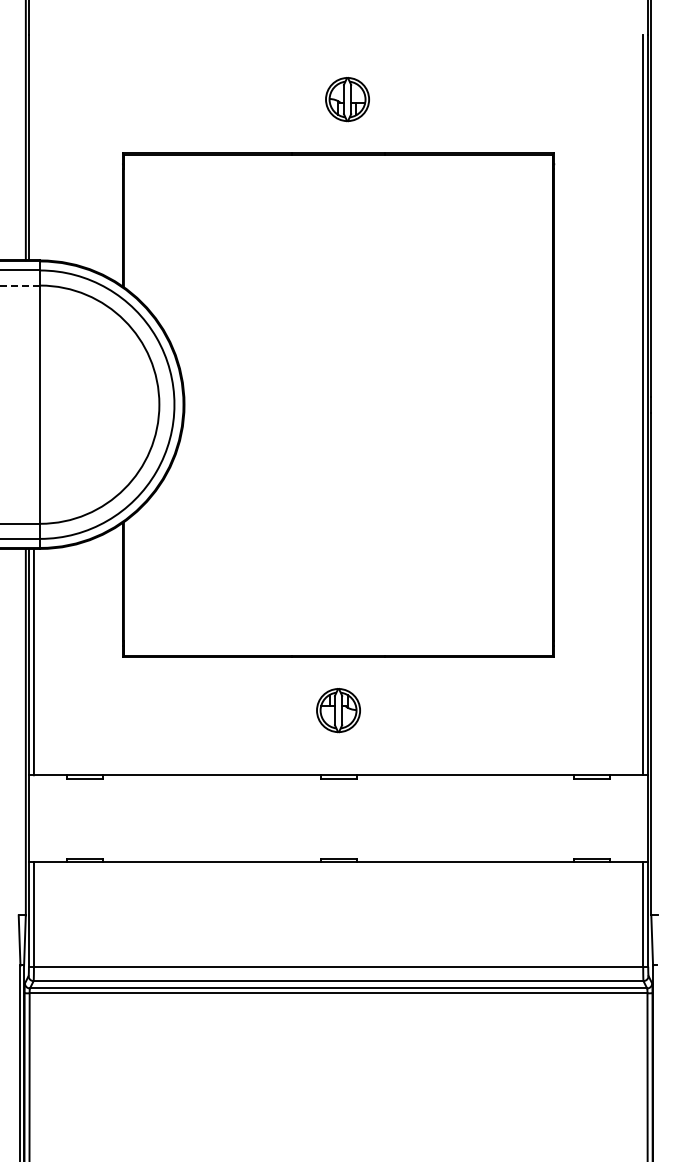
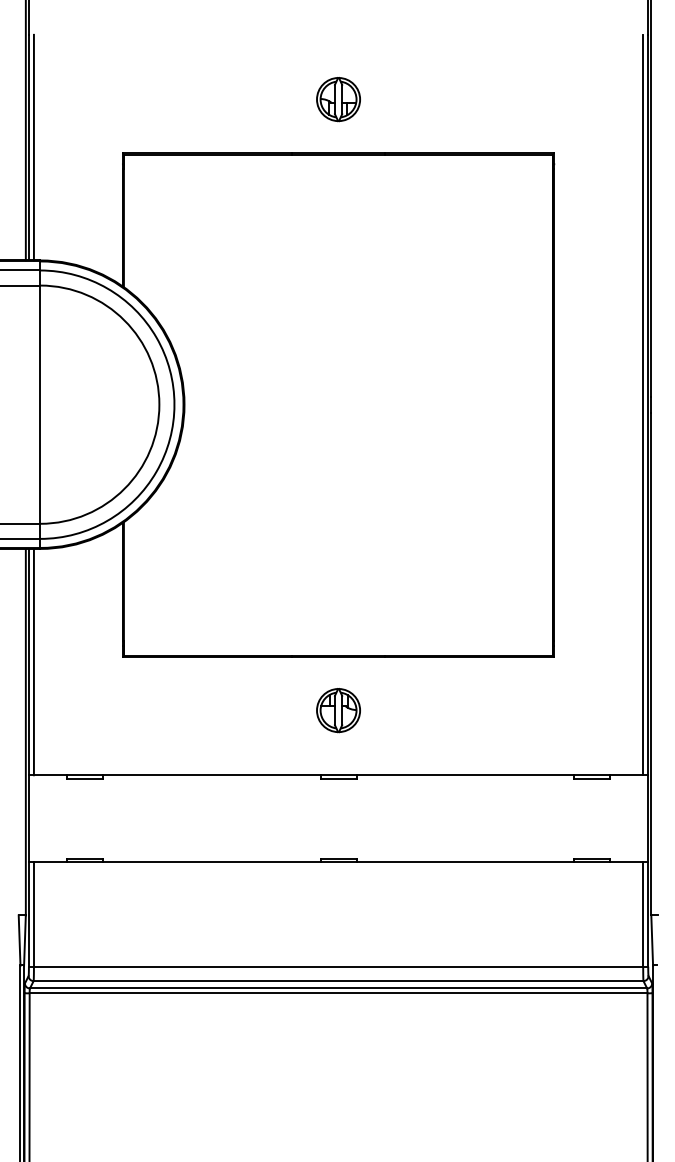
part position: (347, 99) -> (338, 99) (338, 99)
line: none -> present (33, 147)
line: dashed -> solid (20, 285)
